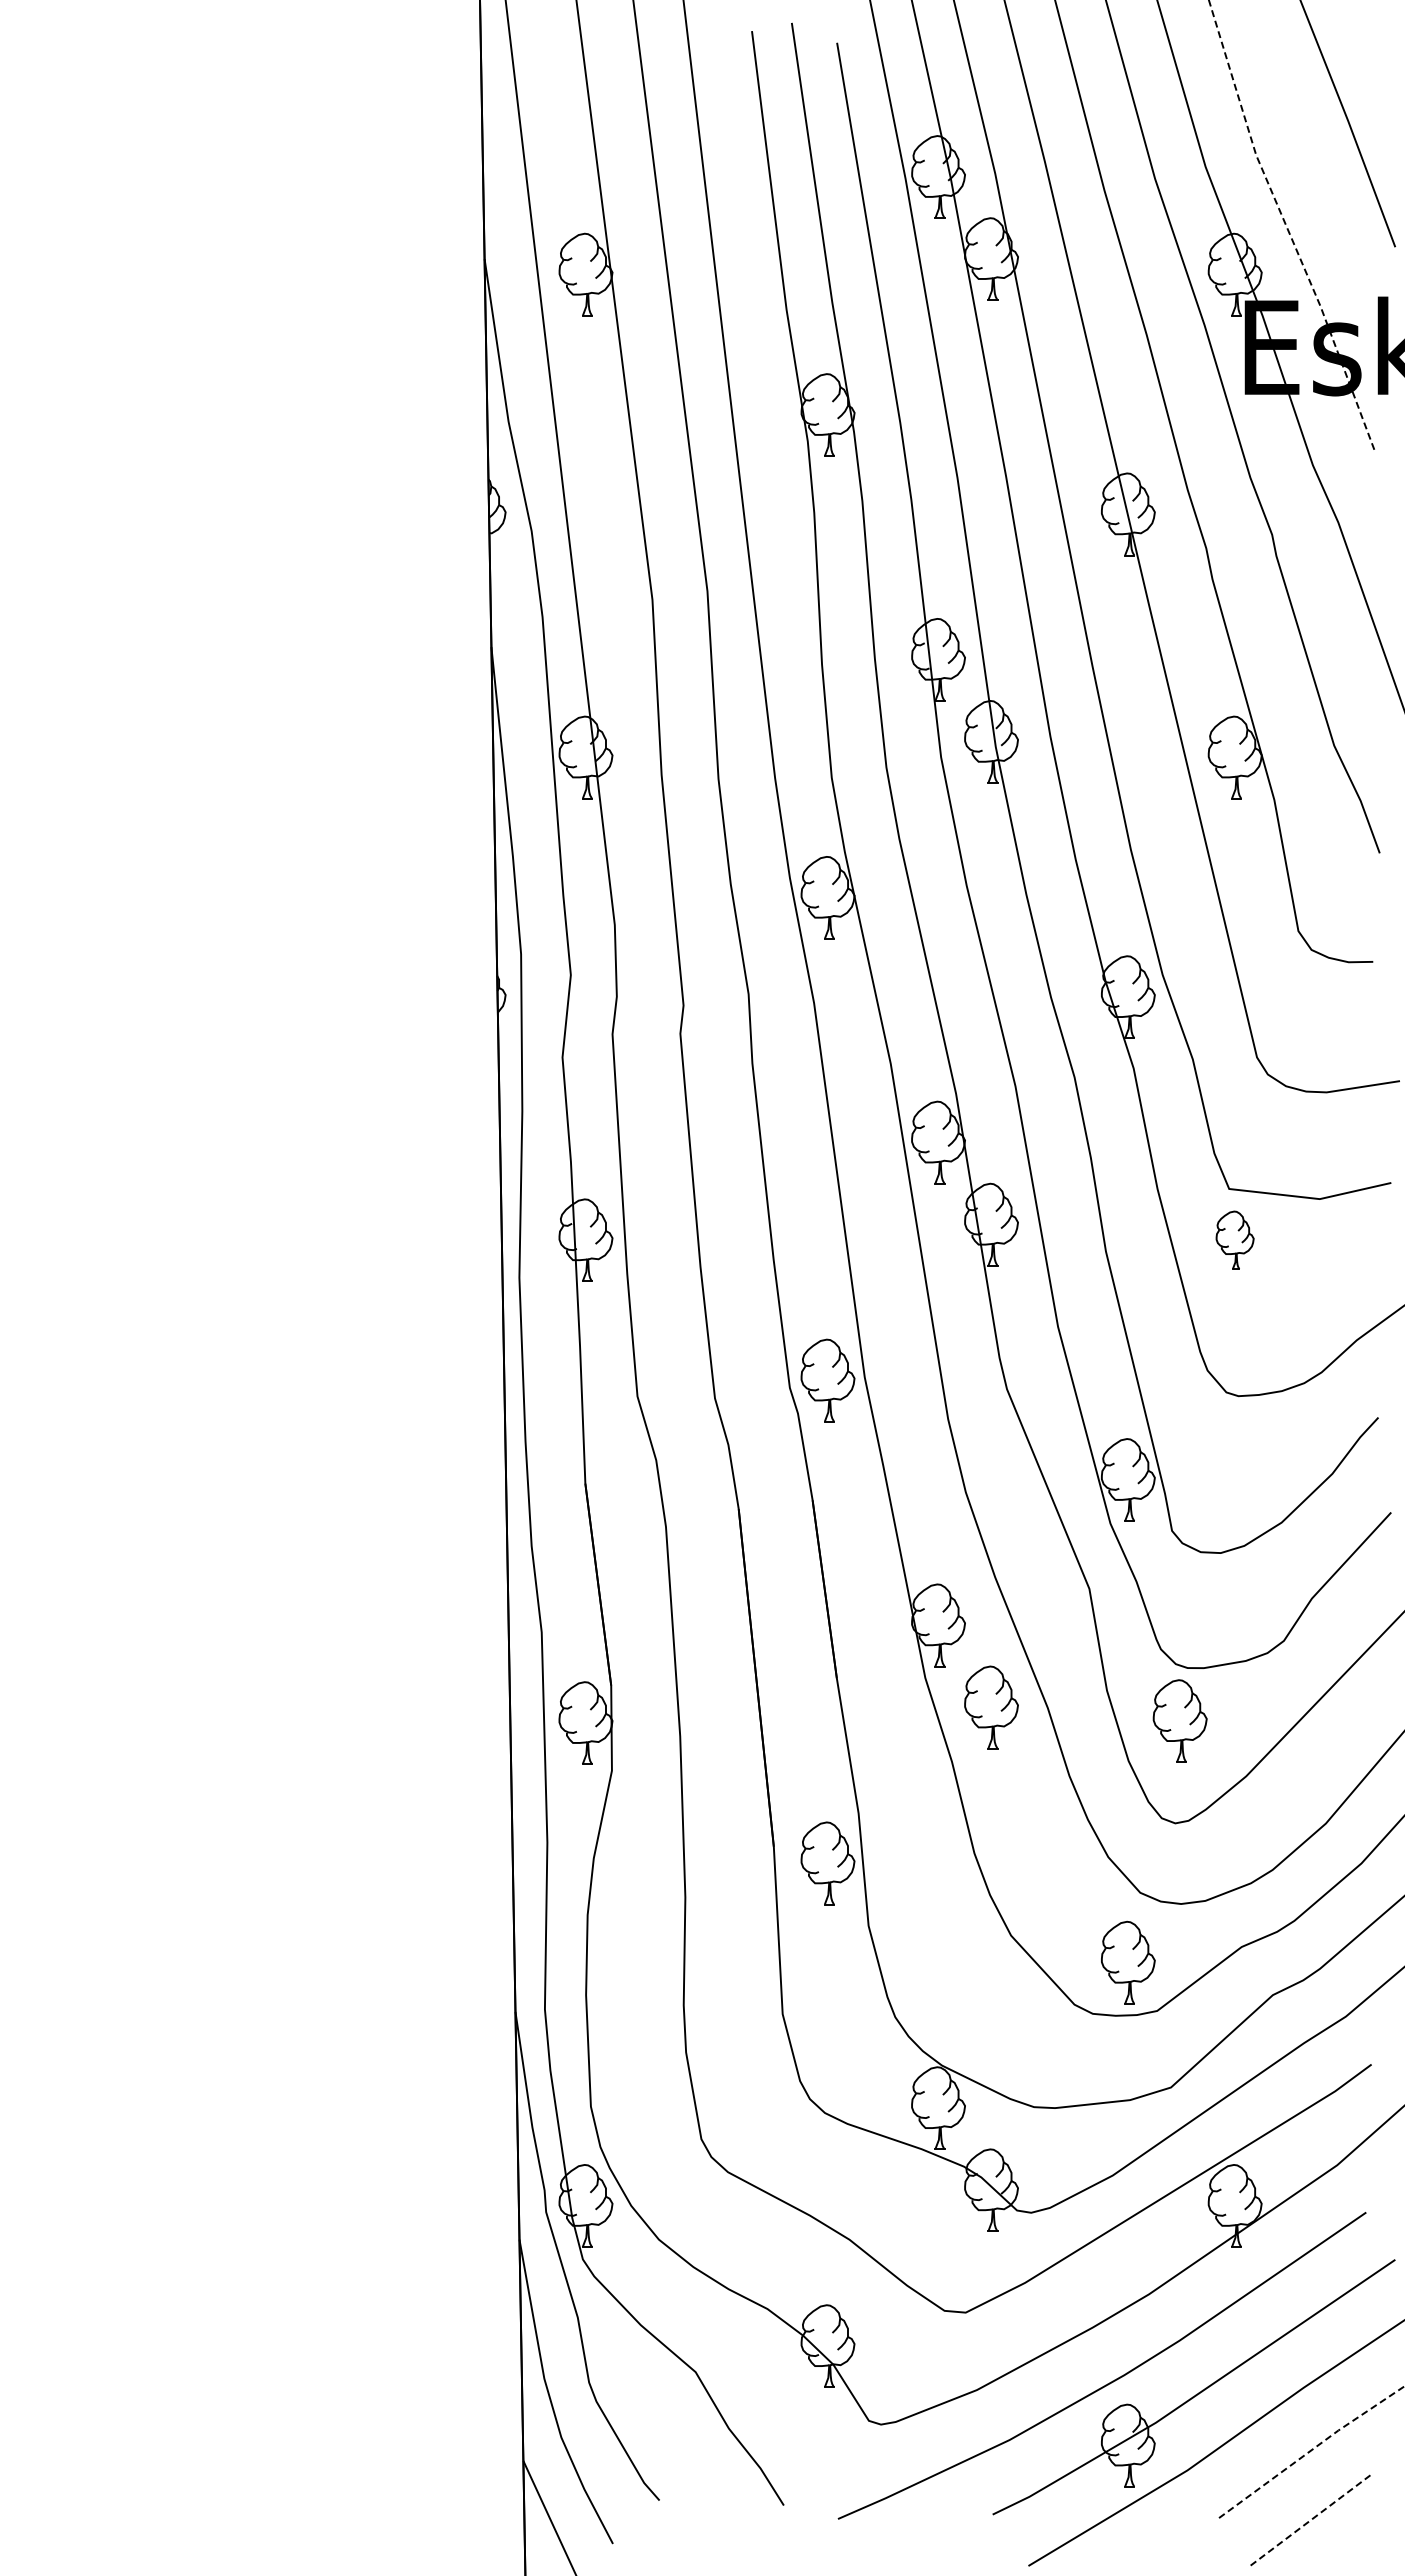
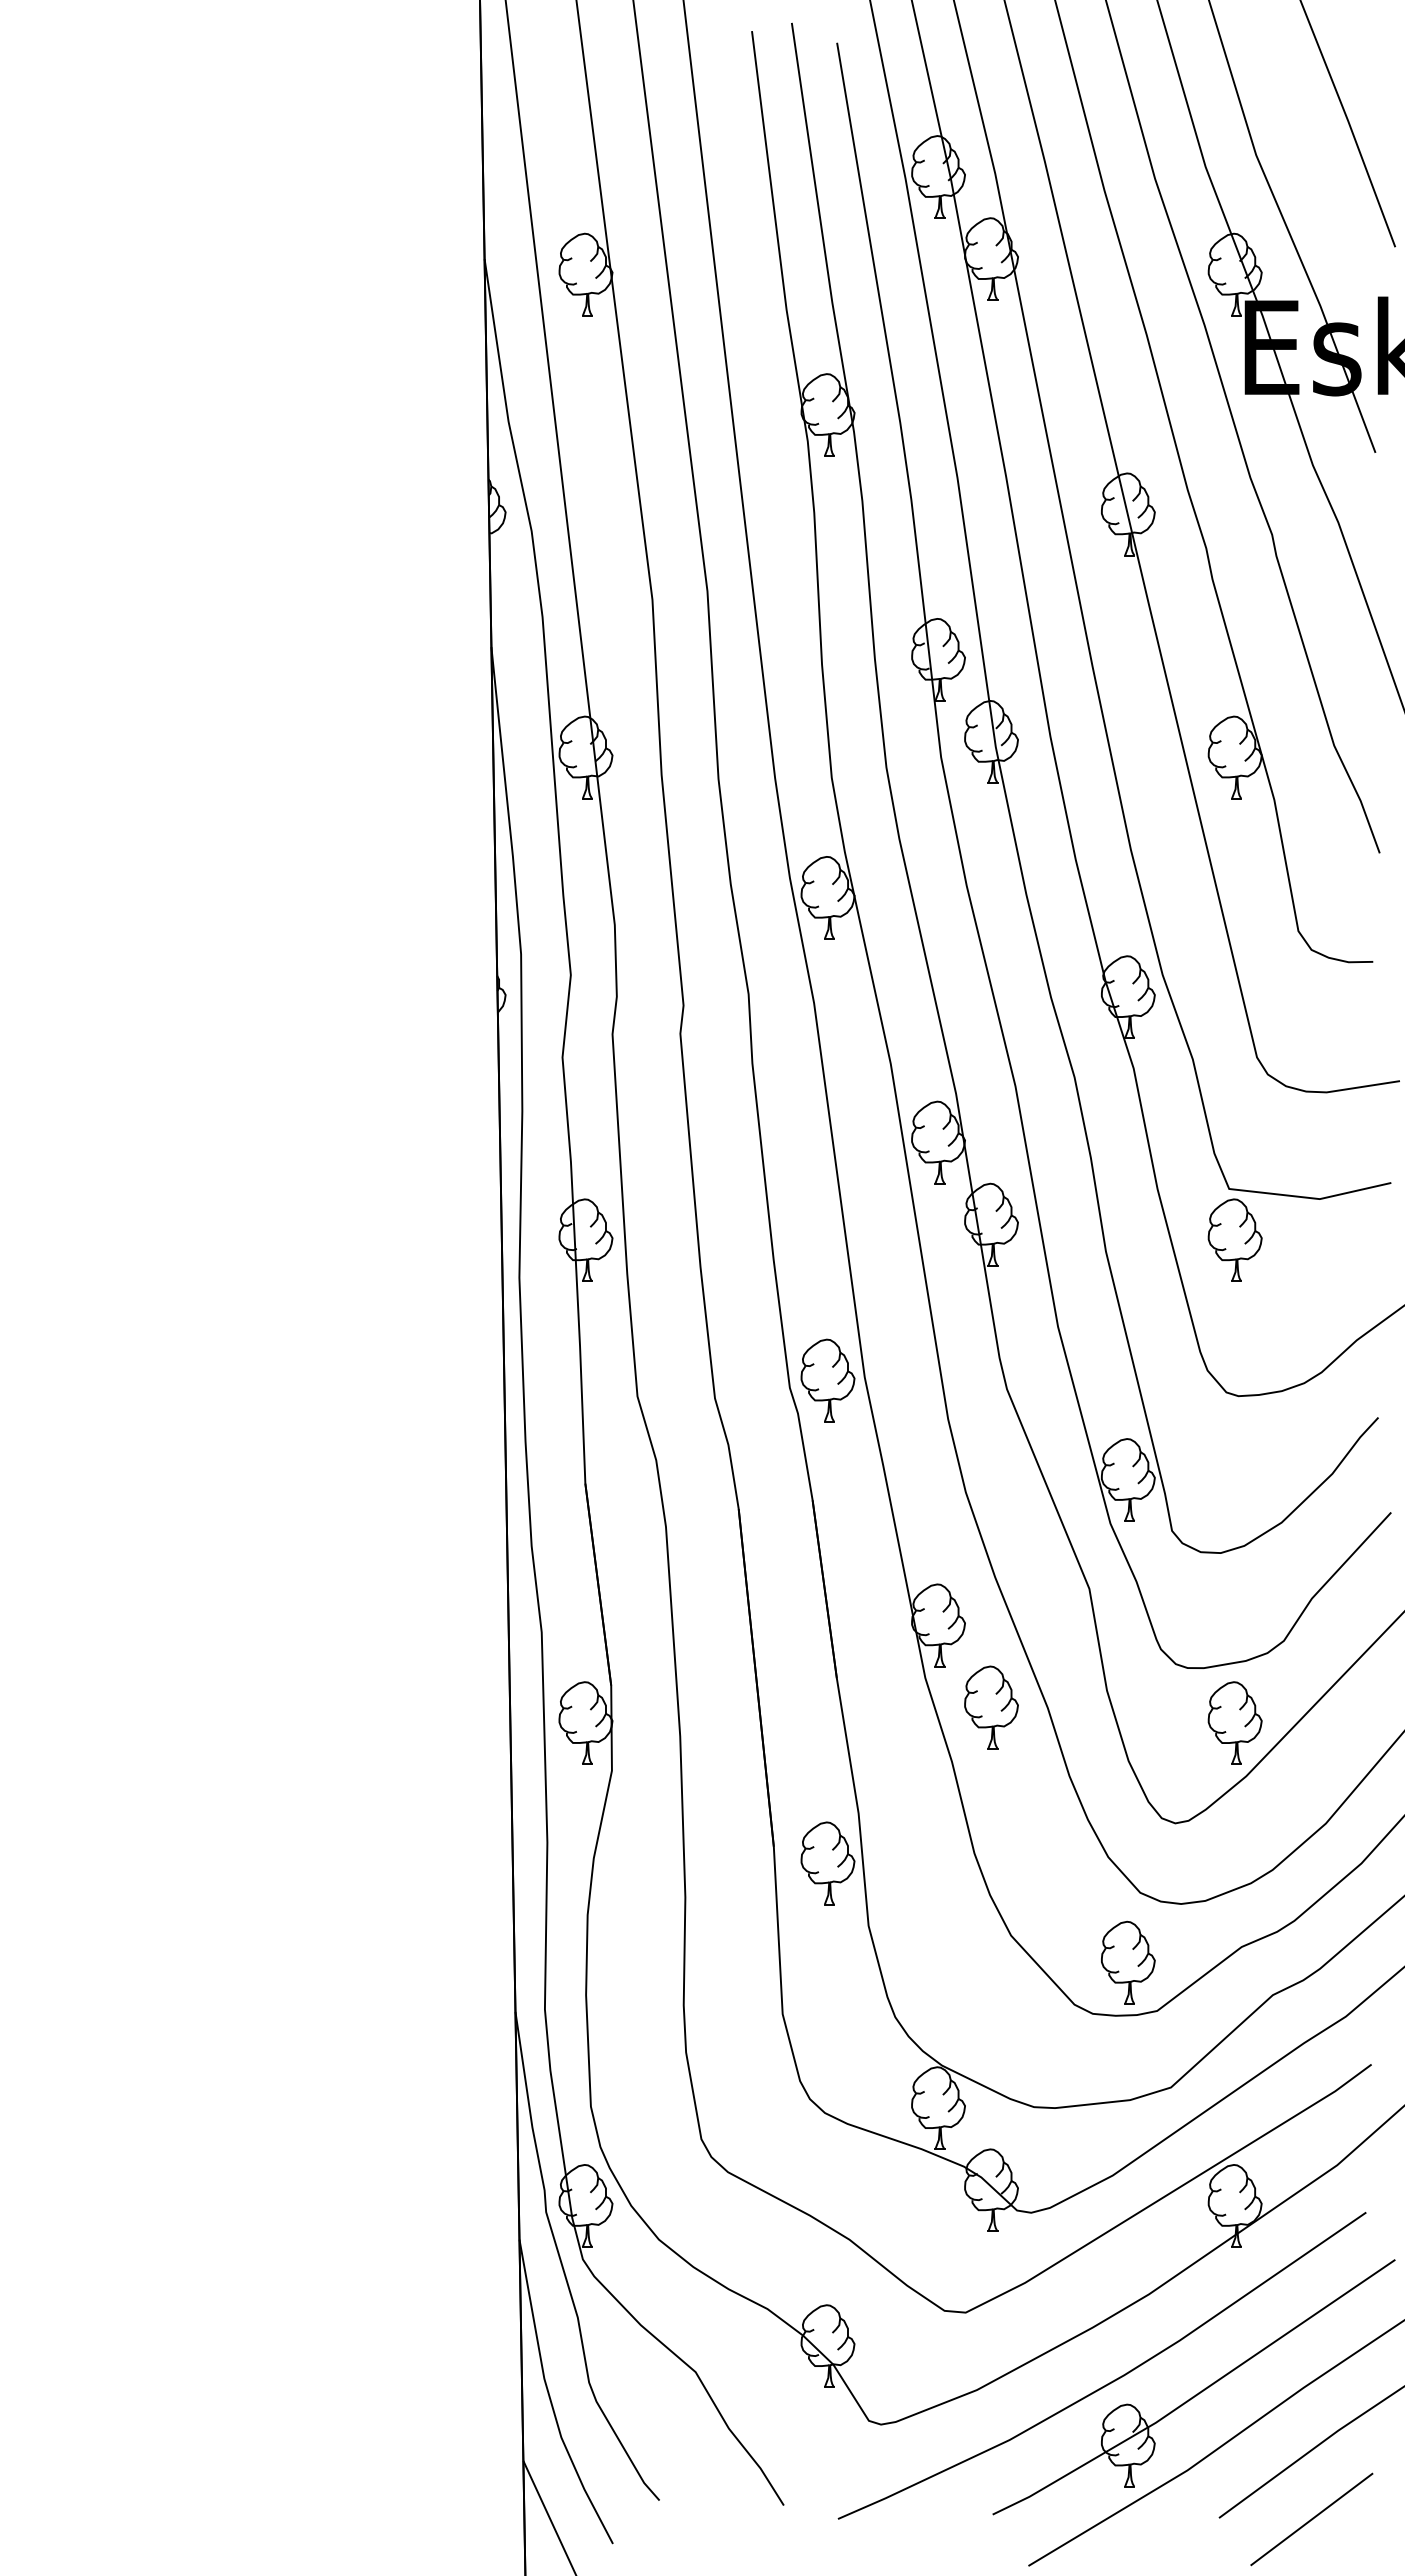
line: dashed -> solid (1287, 228)
part size: 40x60 px -> 56x84 px (1234, 1239)
part position: (1179, 1720) -> (1234, 1722) (1234, 1722)
line: dashed -> solid (1311, 2450)
line: dashed -> solid (1311, 2519)
